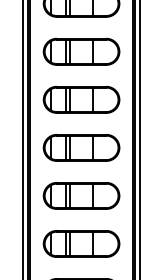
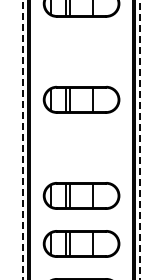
part: present -> none (81, 51)
line: solid -> dashed (23, 139)
line: solid -> dashed (140, 140)
part: present -> none (81, 147)
